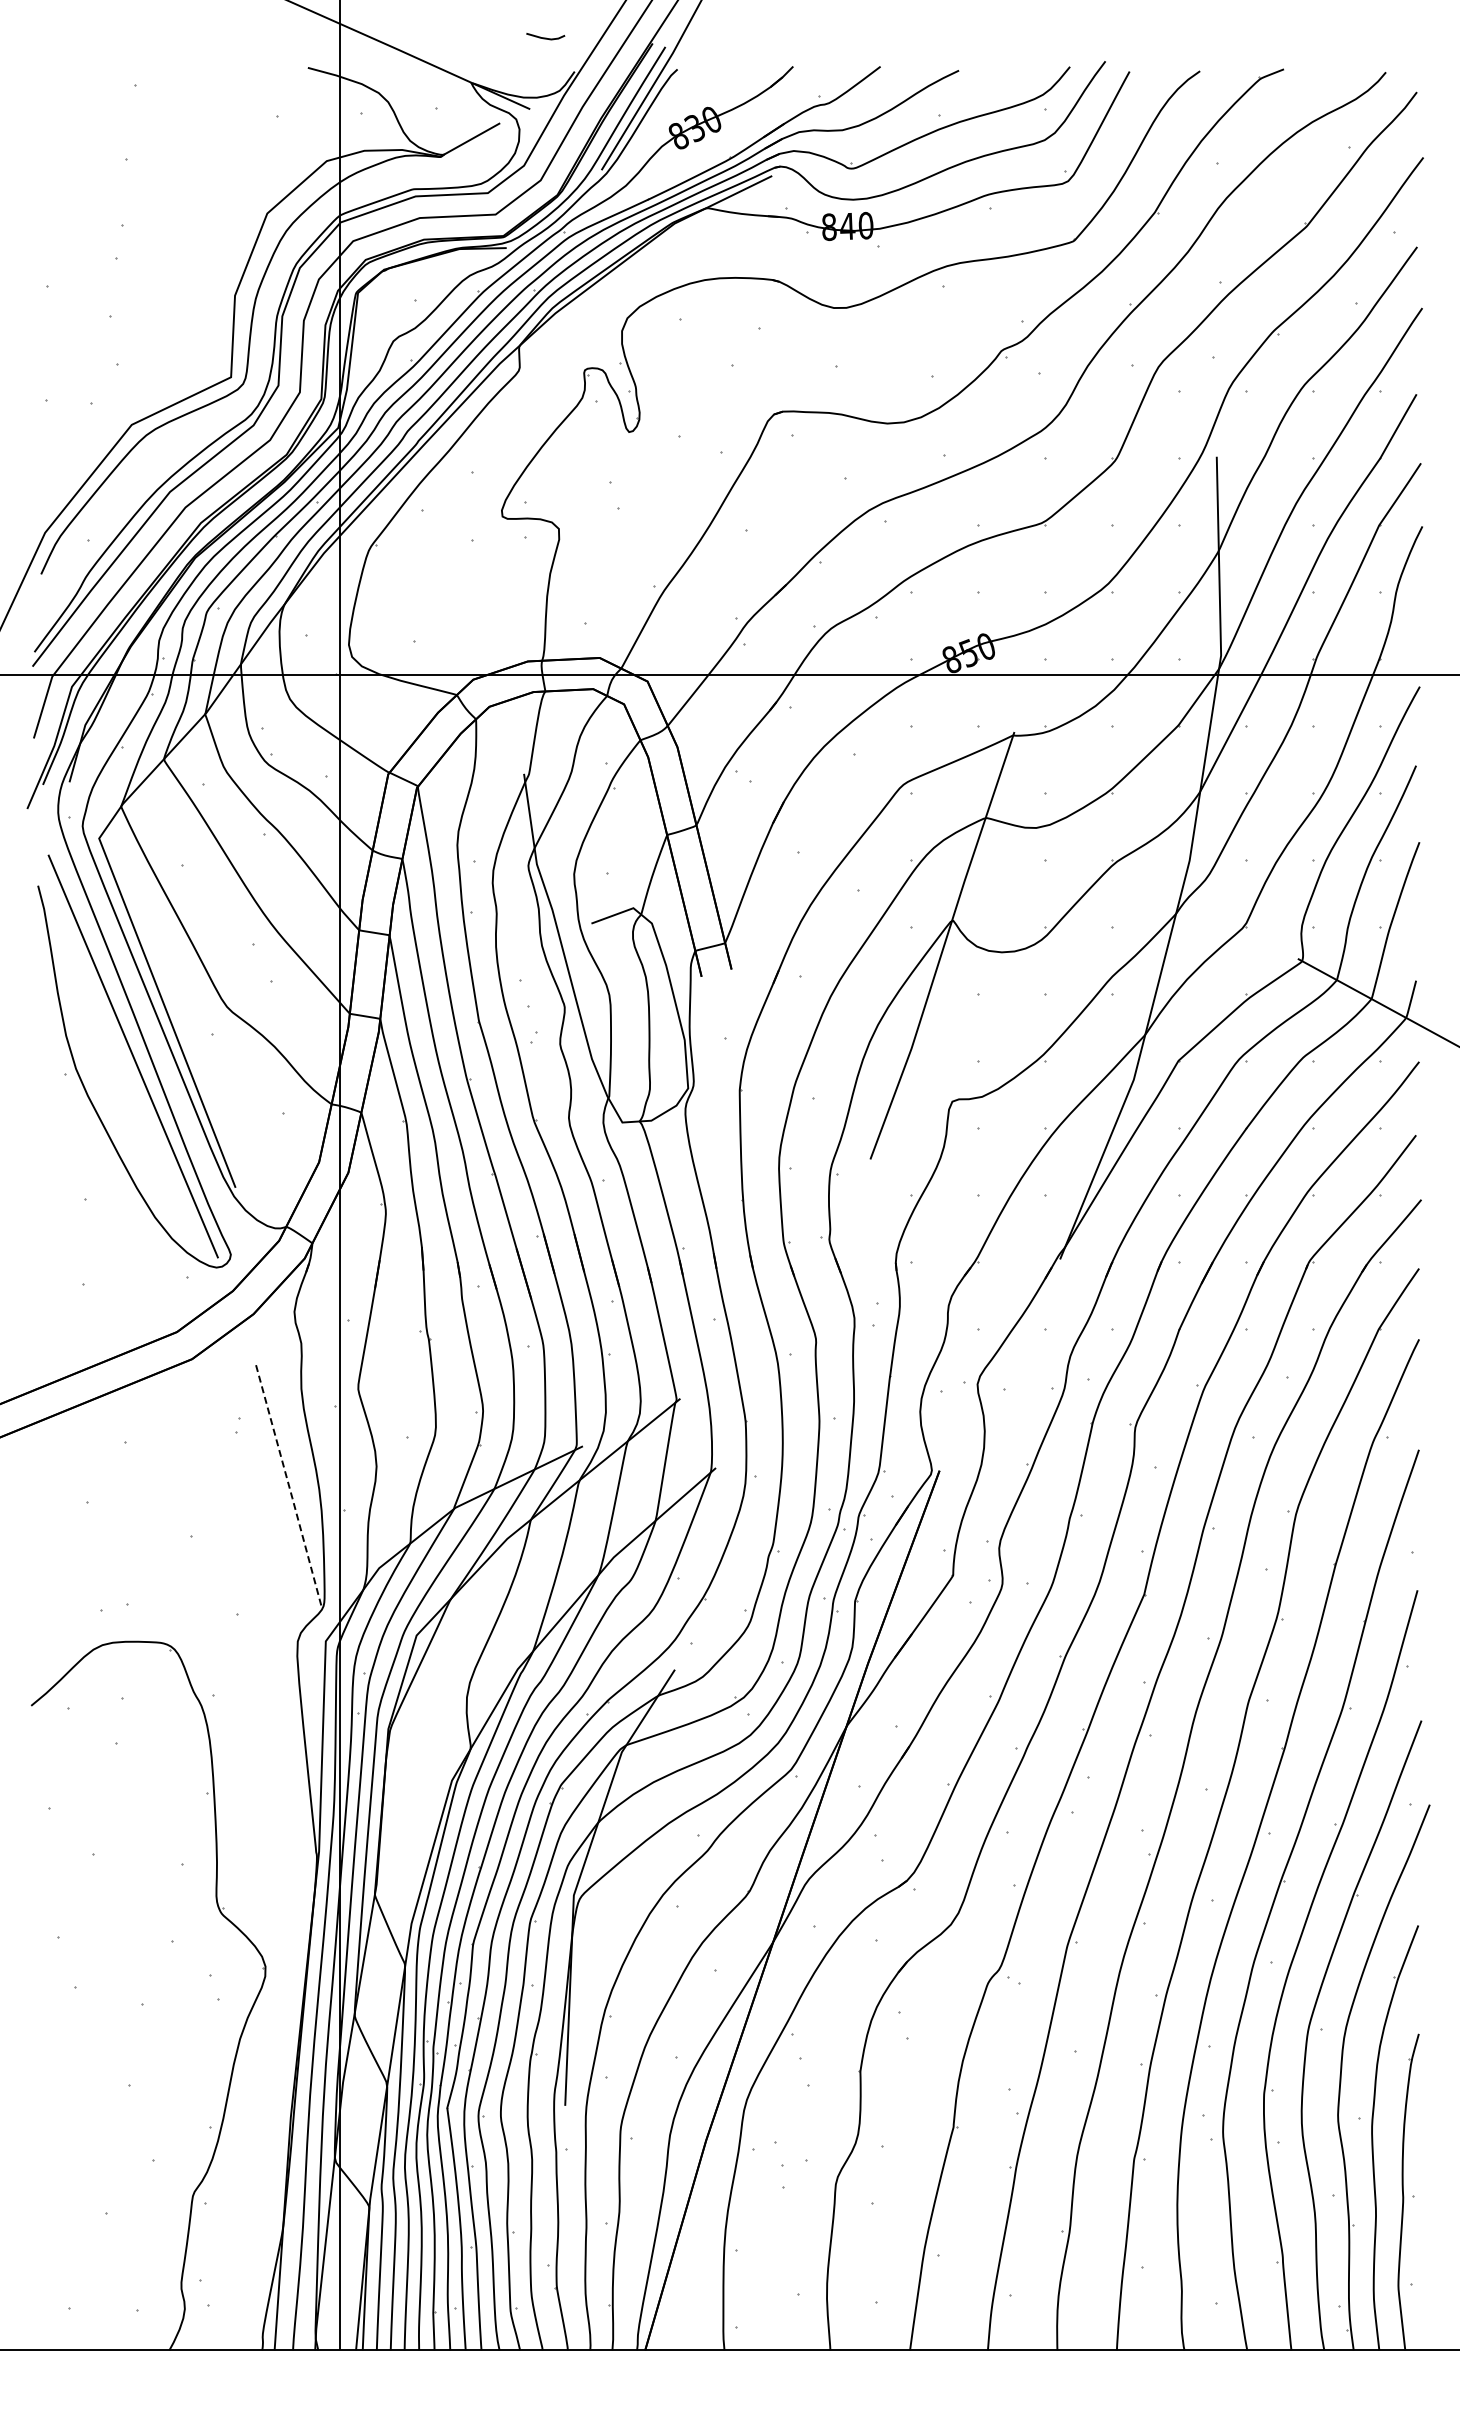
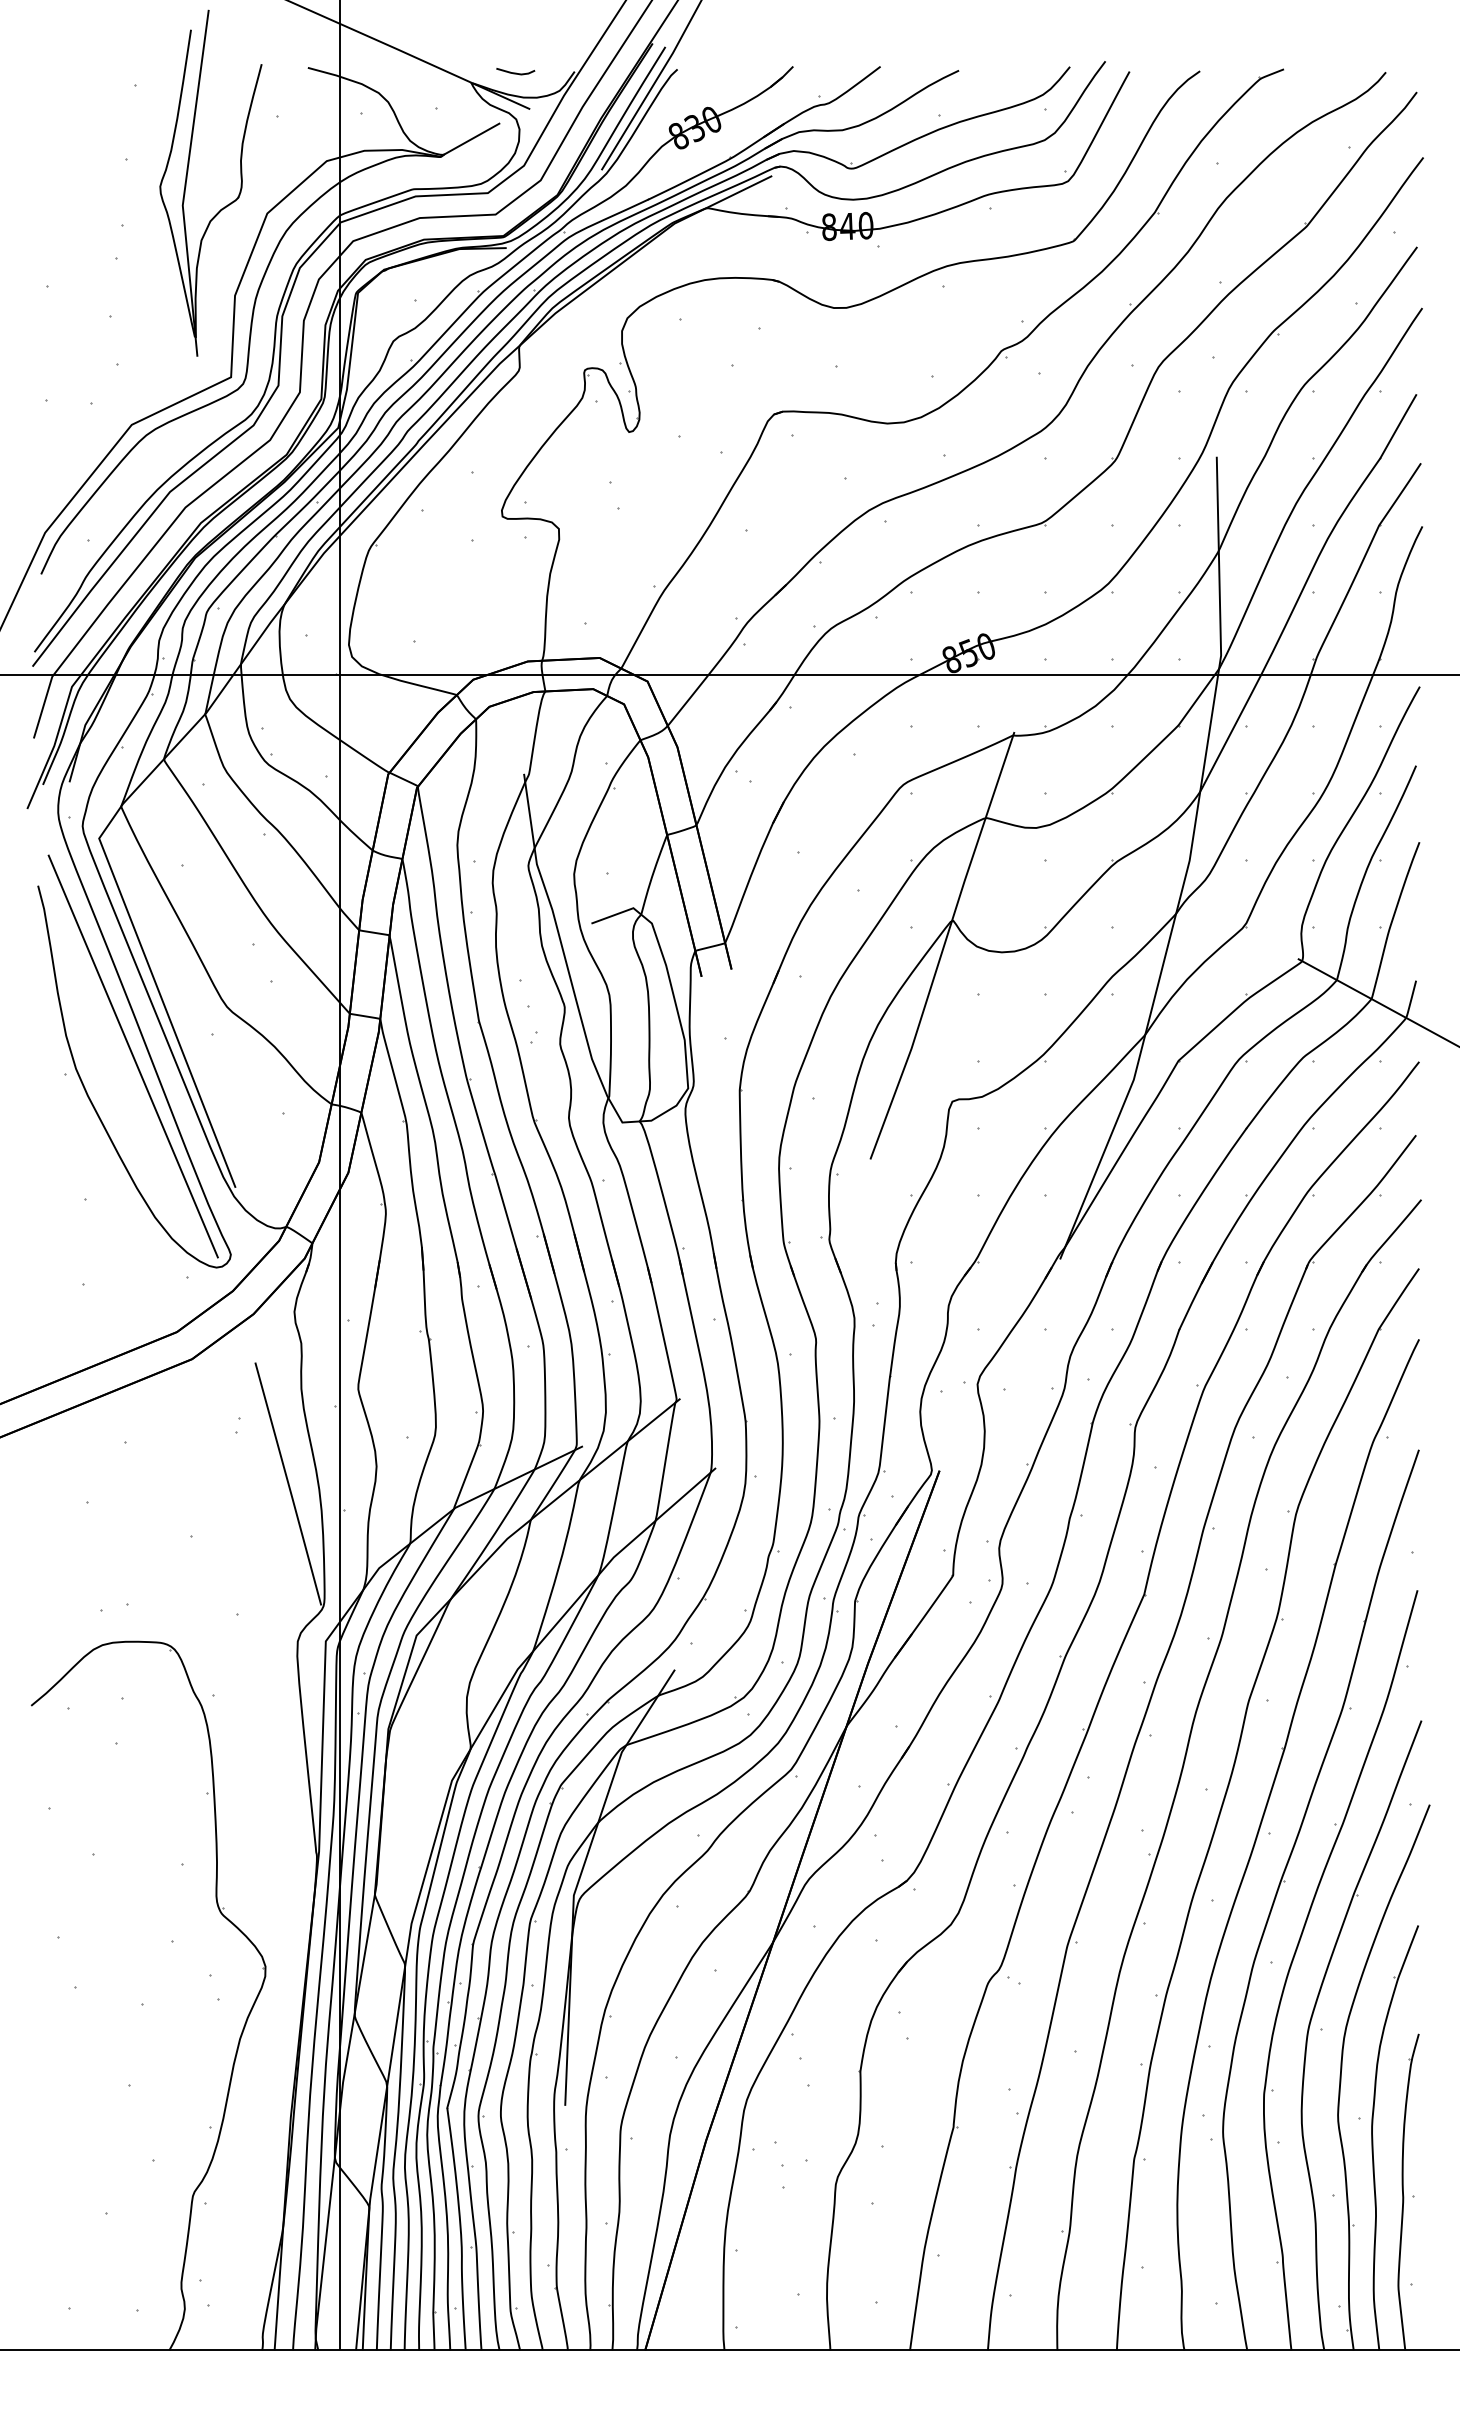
line position: (545, 37) -> (515, 72) (515, 72)
part: none -> present (187, 179)
line: dashed -> solid (288, 1484)
